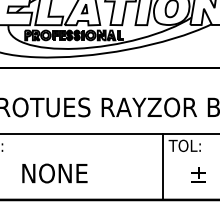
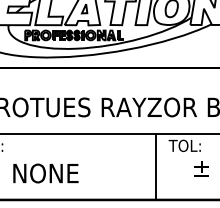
line position: (162, 166) -> (155, 166) (155, 166)
text position: (54, 173) -> (45, 173) (45, 173)
text position: (198, 174) -> (201, 168) (201, 168)
